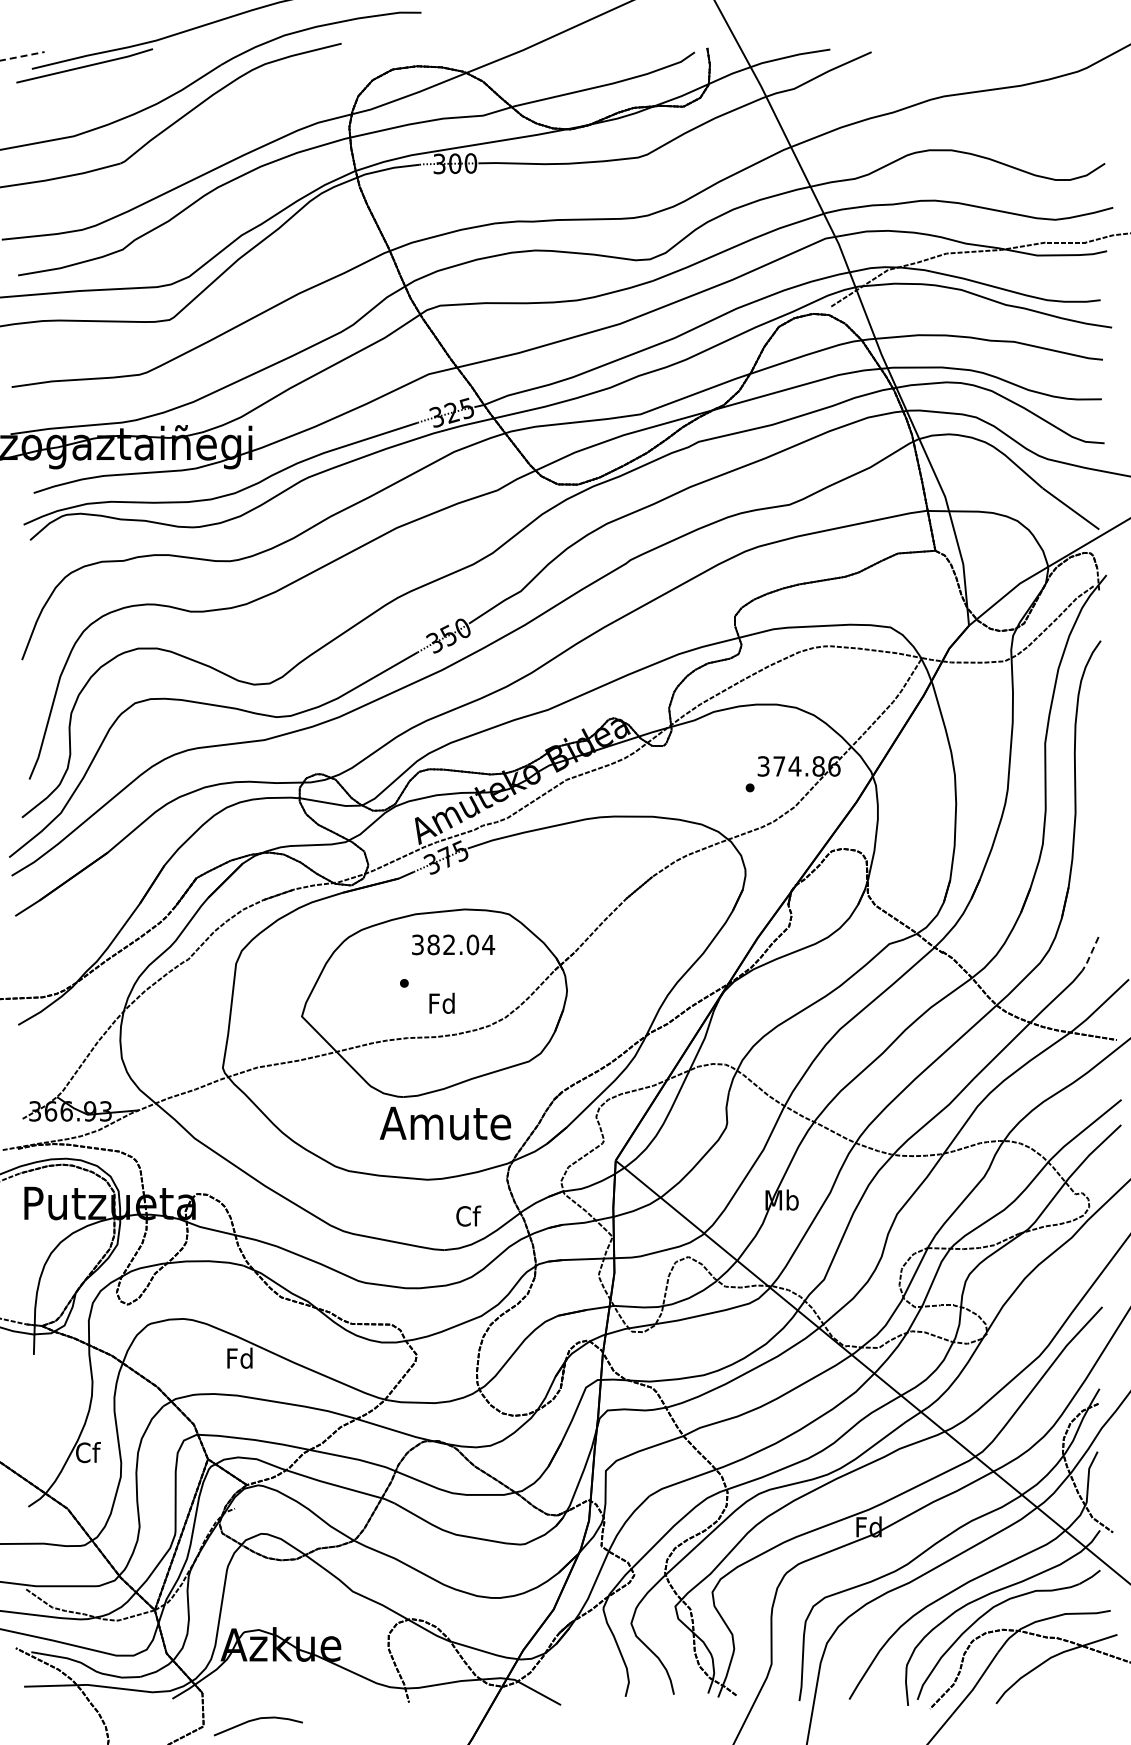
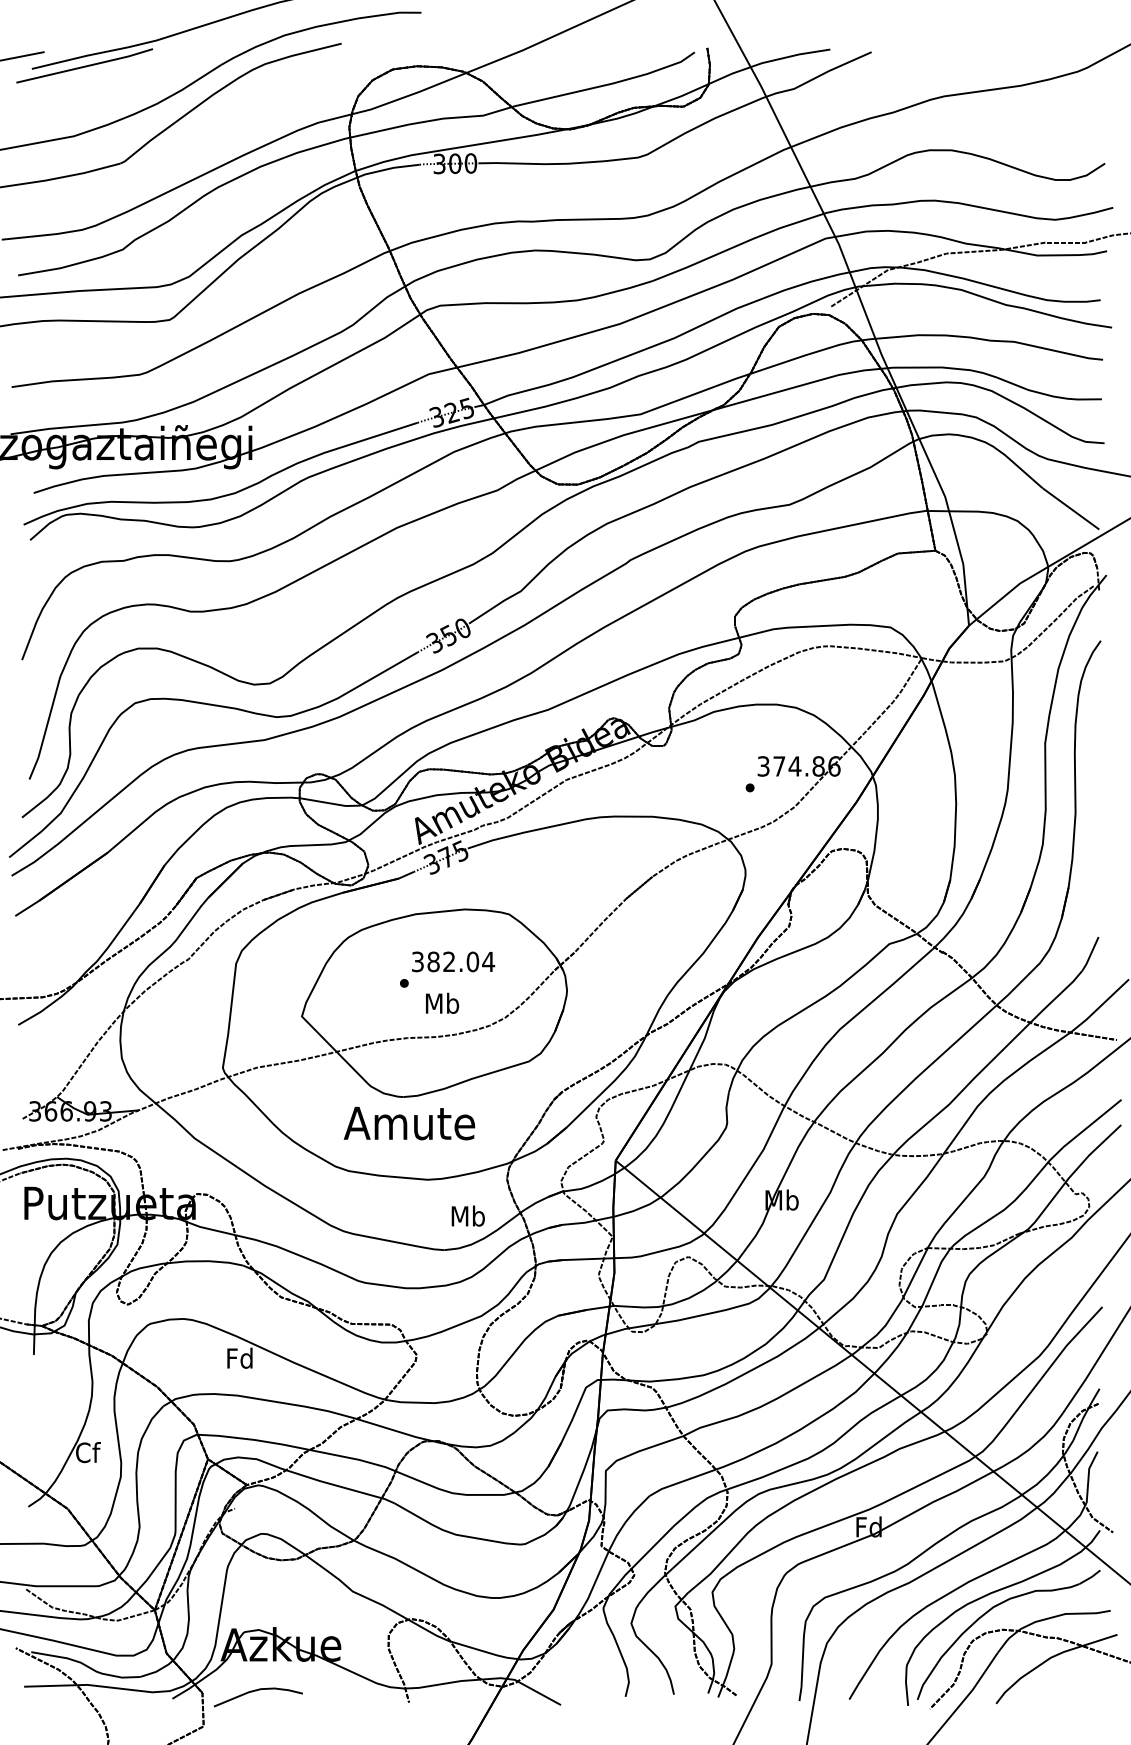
line: dashed -> solid (23, 56)
text position: (453, 944) -> (453, 961) (453, 961)
line: dashed -> solid (1090, 955)
text: Fd -> Mb (442, 1002)
text position: (445, 1123) -> (409, 1123) (409, 1123)
text: Cf -> Mb (467, 1215)
curve position: (256, 1720) -> (256, 1691) (256, 1691)
